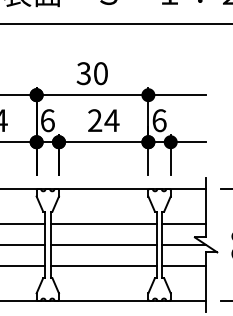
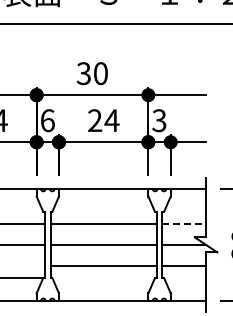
text: 6 -> 3 (159, 120)
line: solid -> dashed (184, 223)
line position: (23, 265) -> (23, 277) (23, 277)
